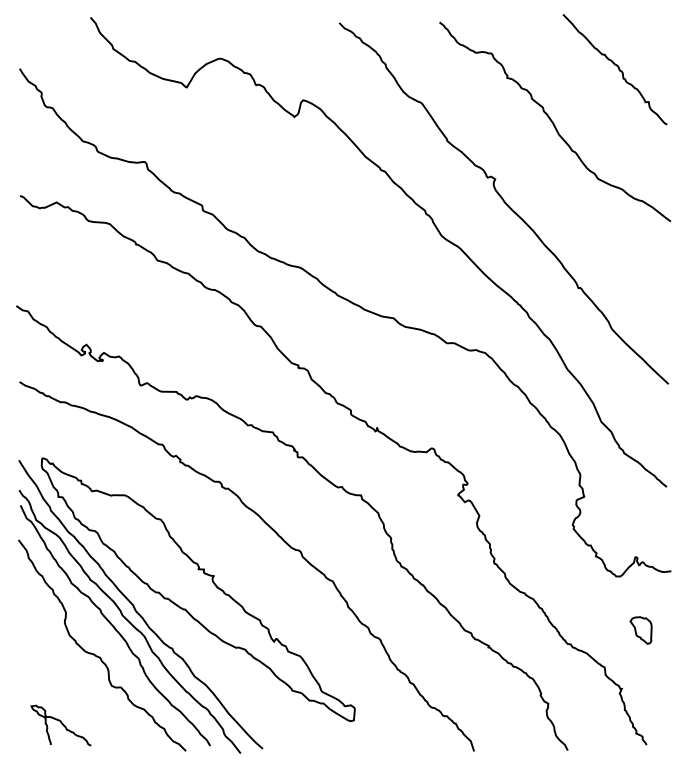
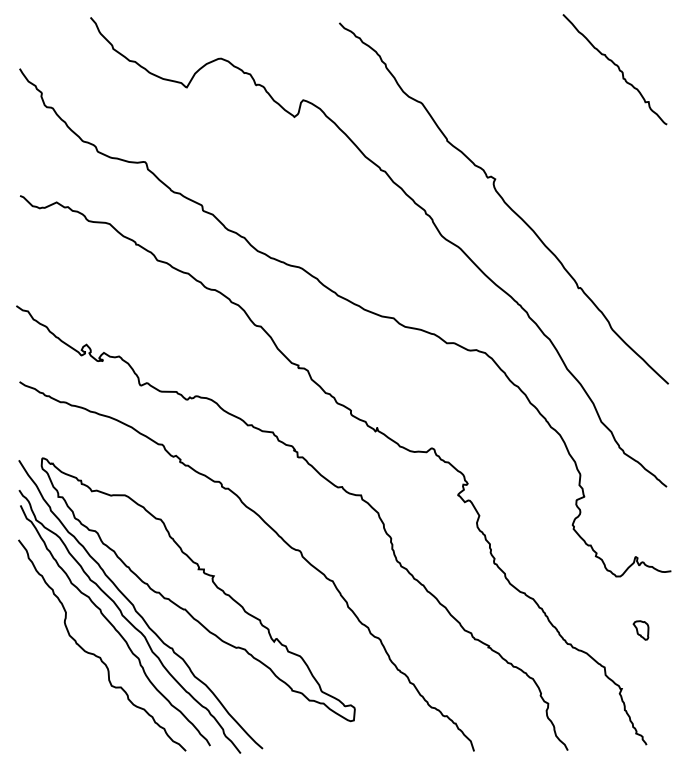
curve: present -> none (553, 121)
part size: 24x29 px -> 18x21 px (640, 630)
curve: present -> none (61, 724)
